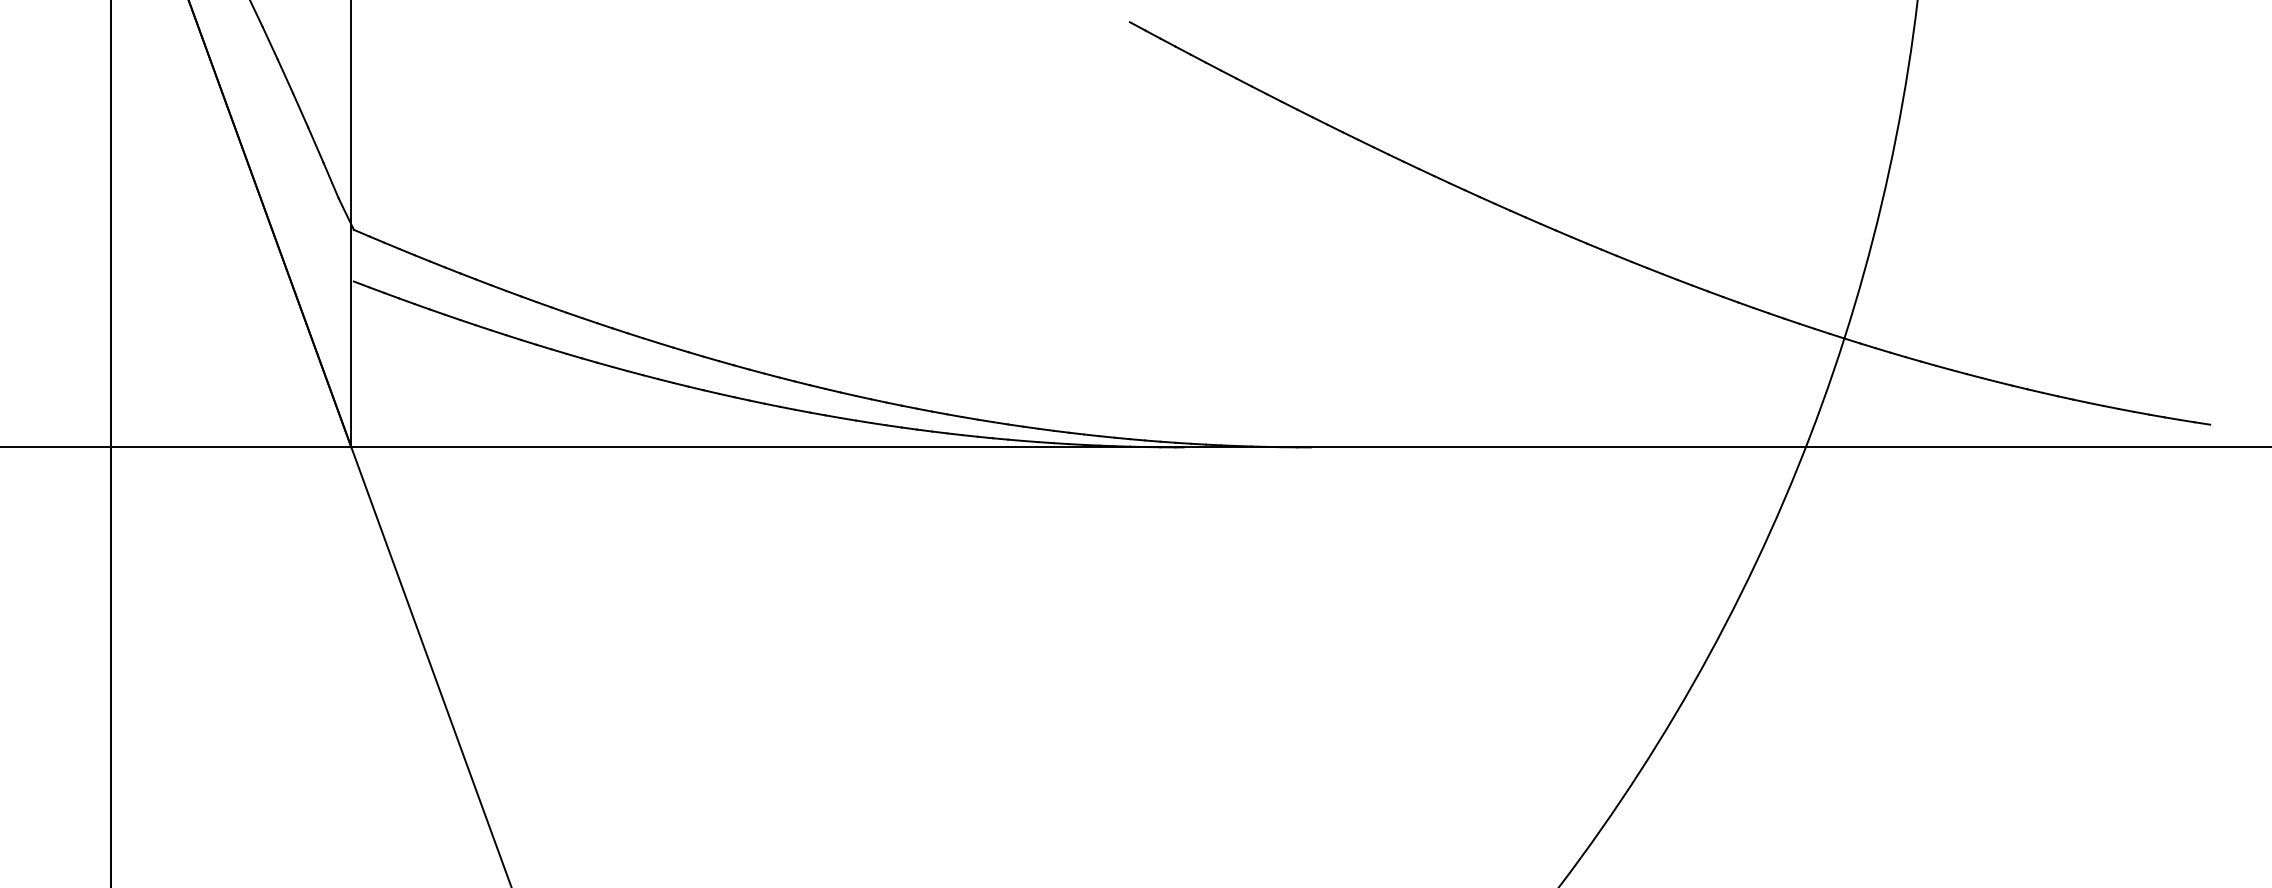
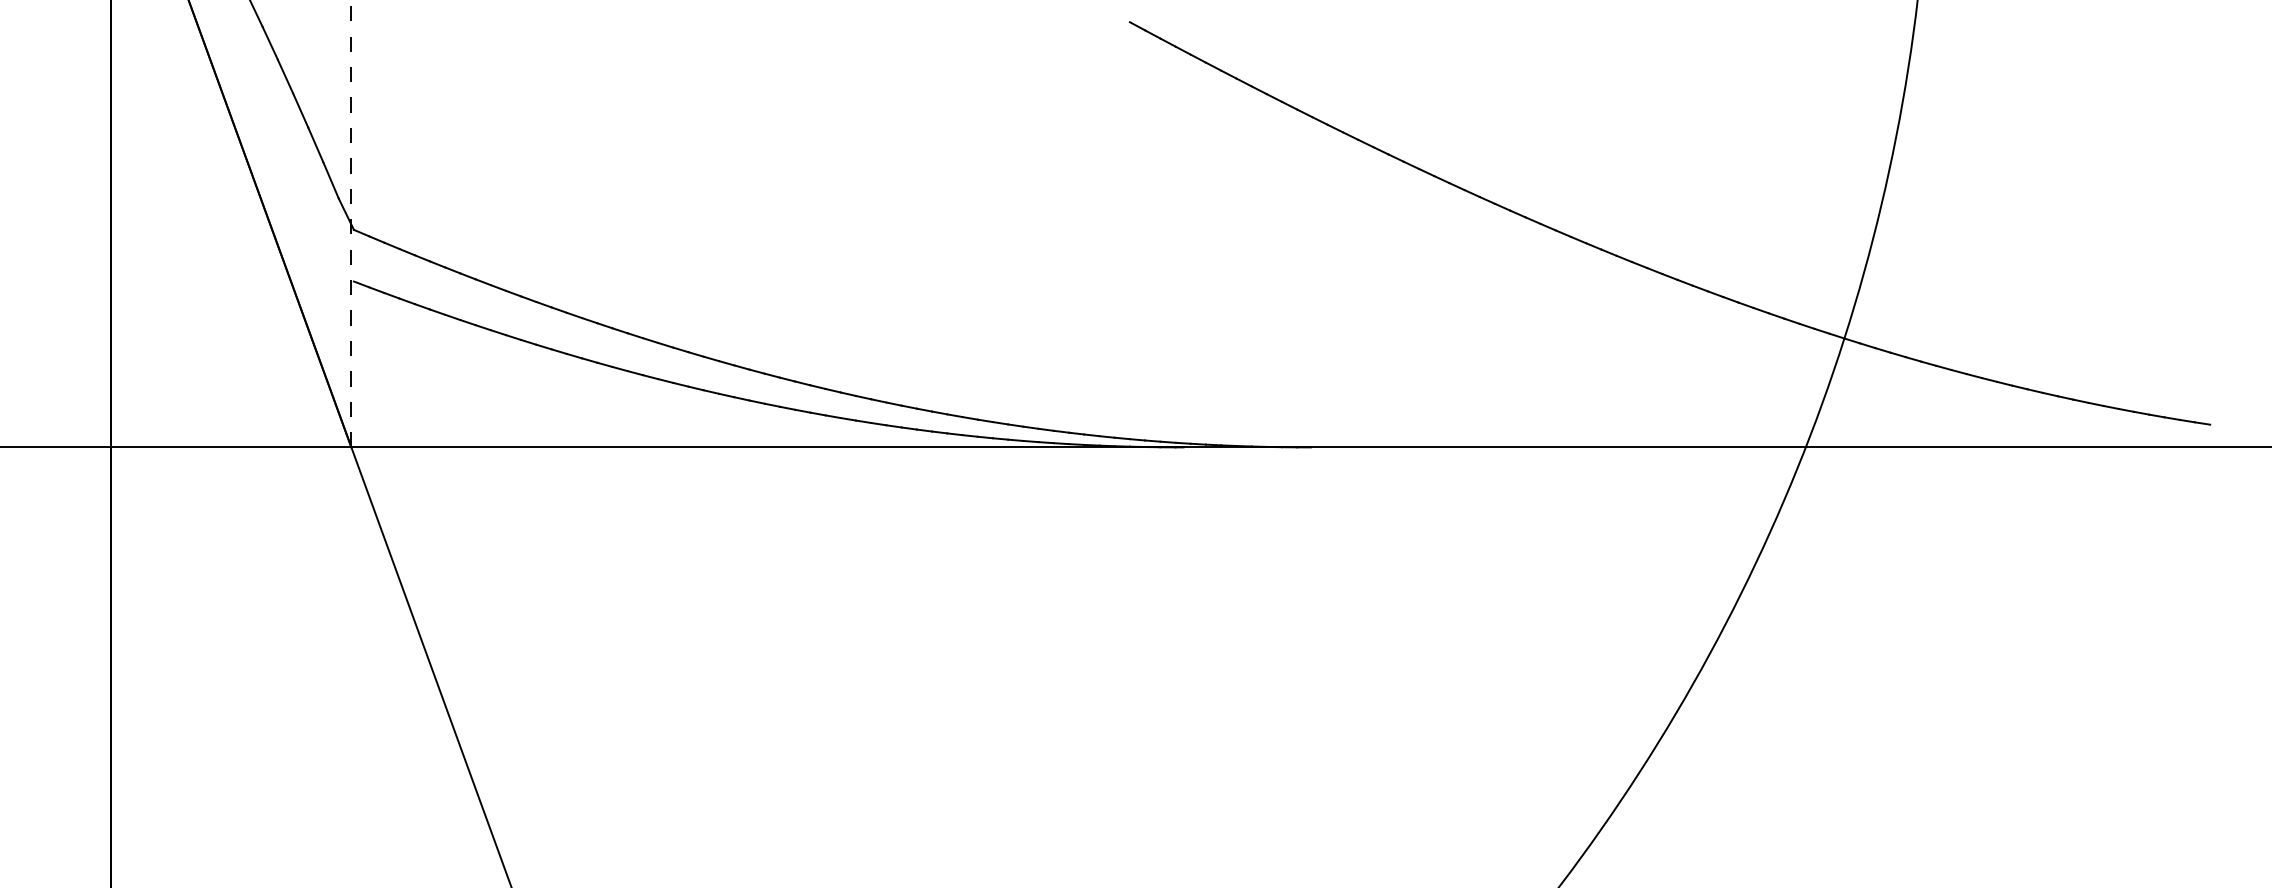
line: solid -> dashed (351, 224)
